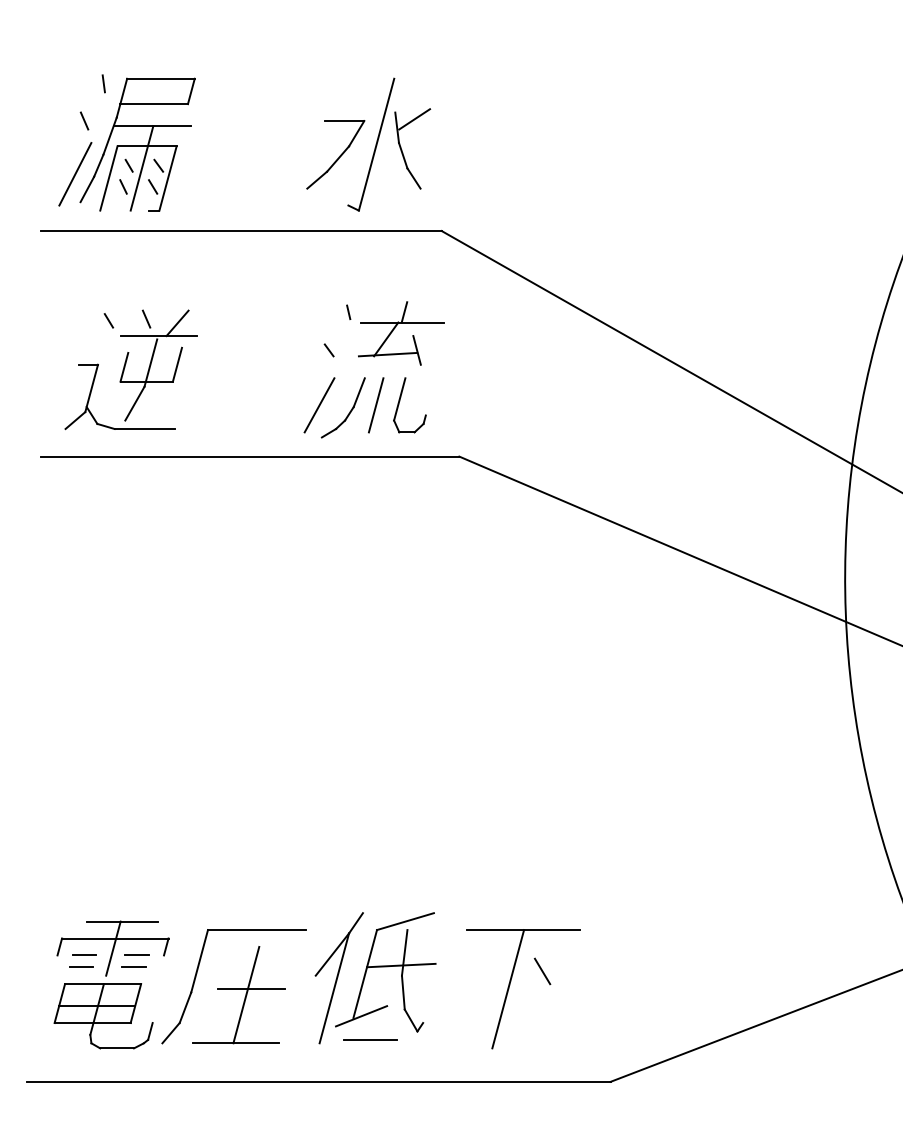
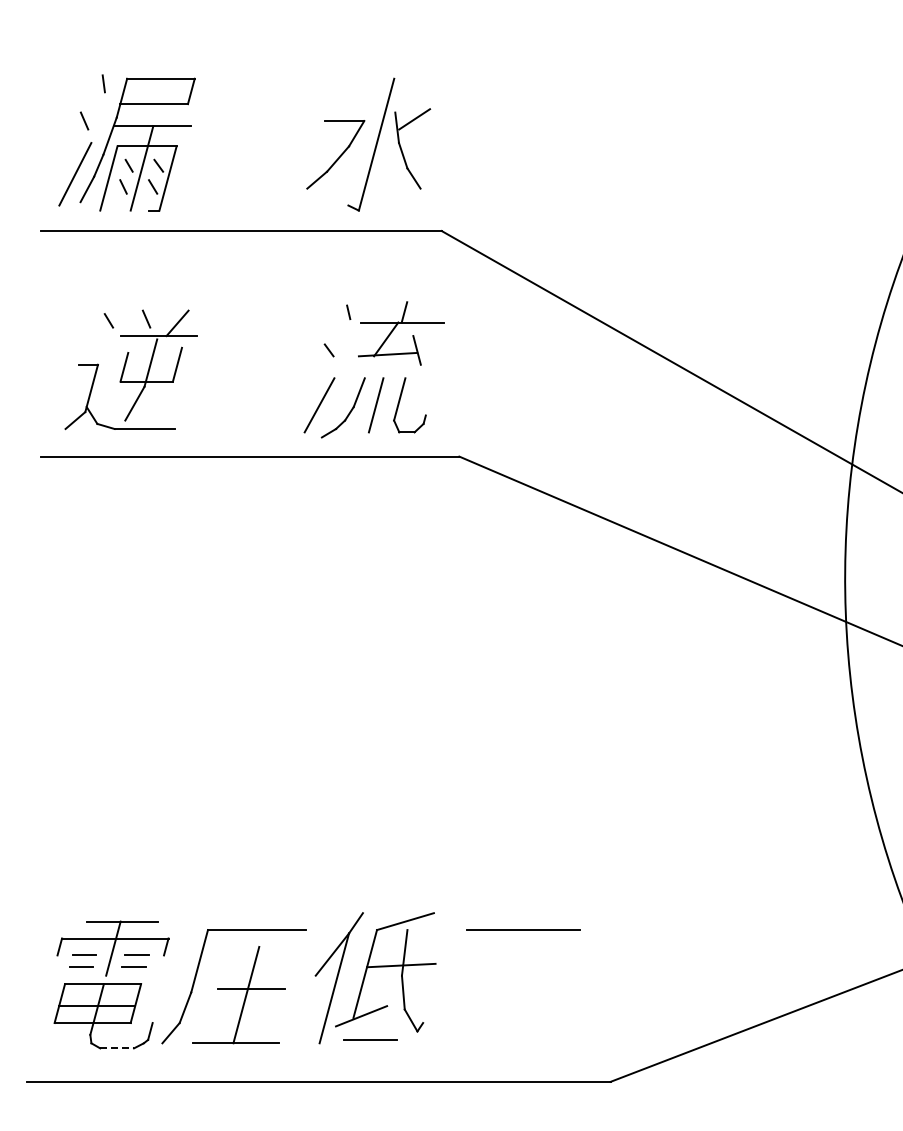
line: present -> none (542, 971)
line: present -> none (508, 989)
line: solid -> dashed (117, 1048)
